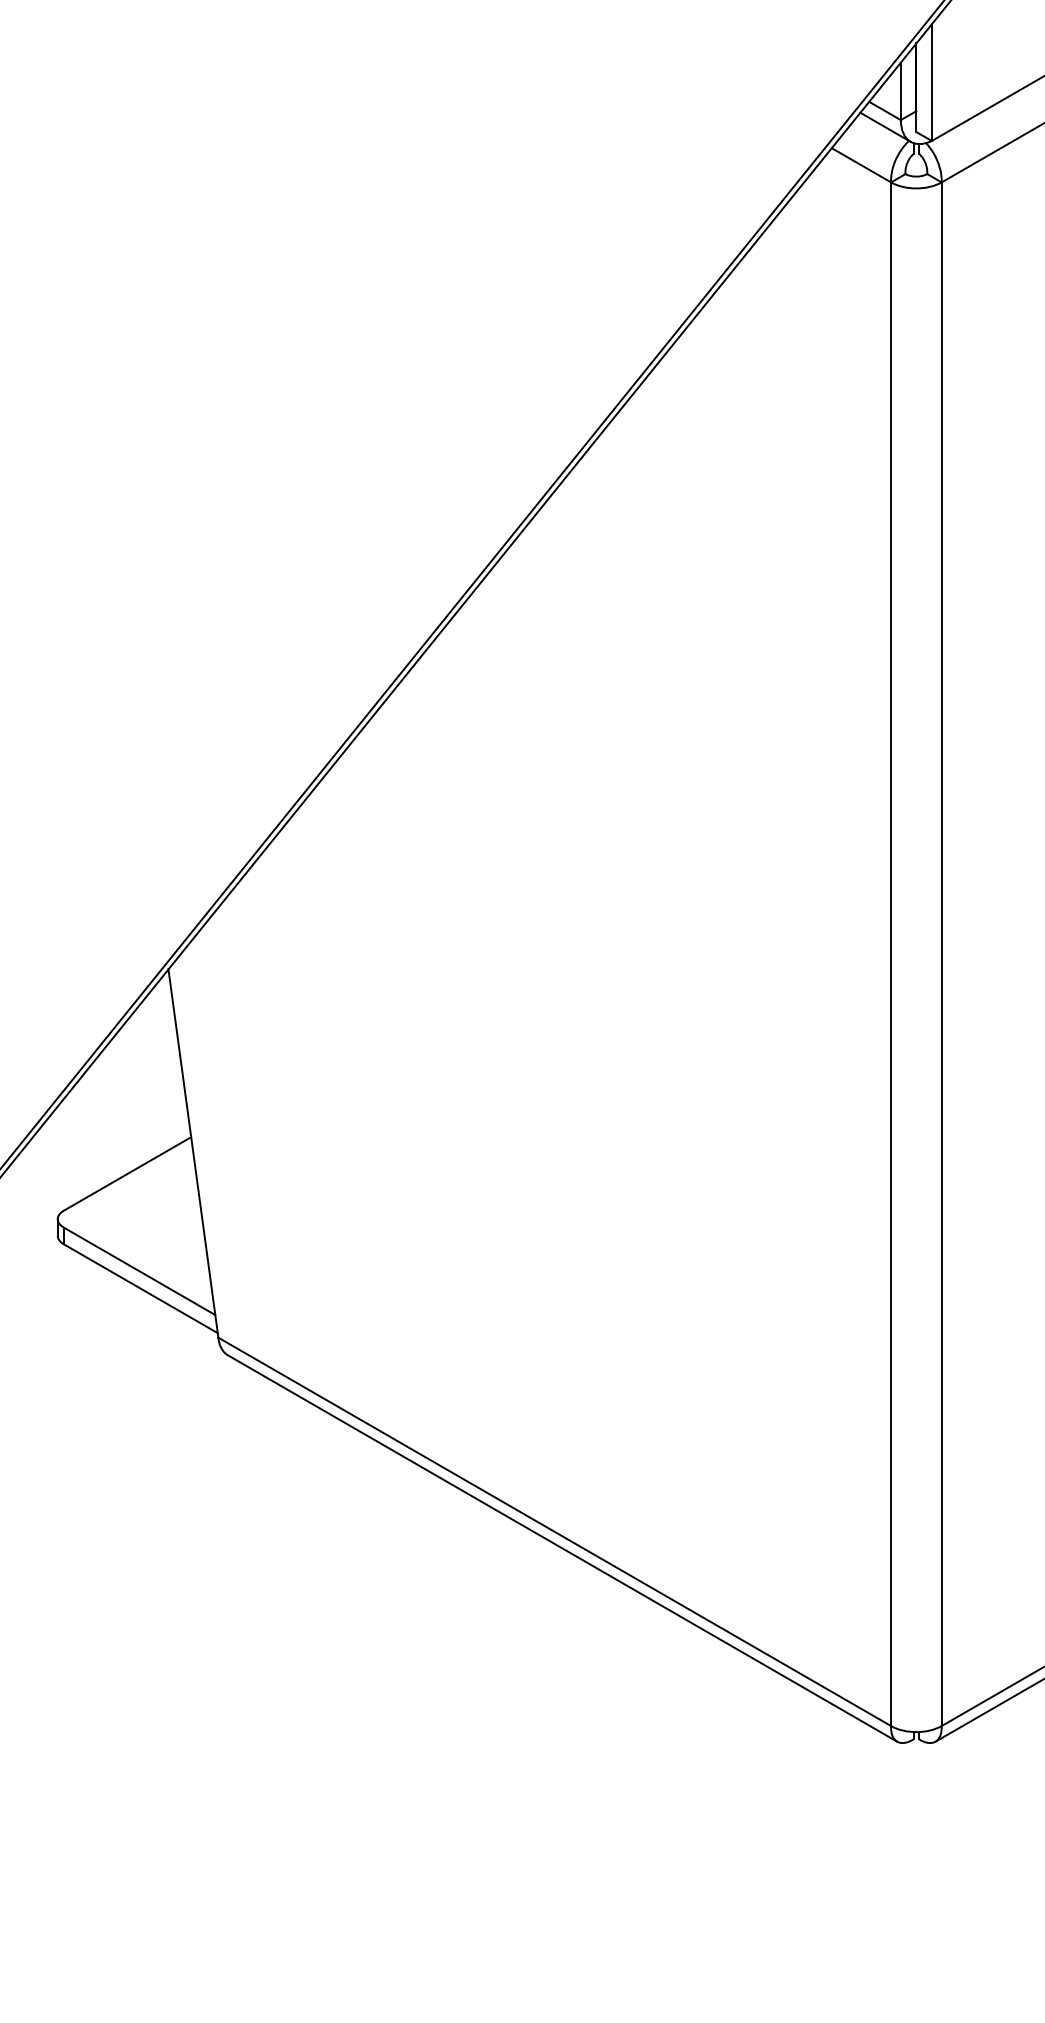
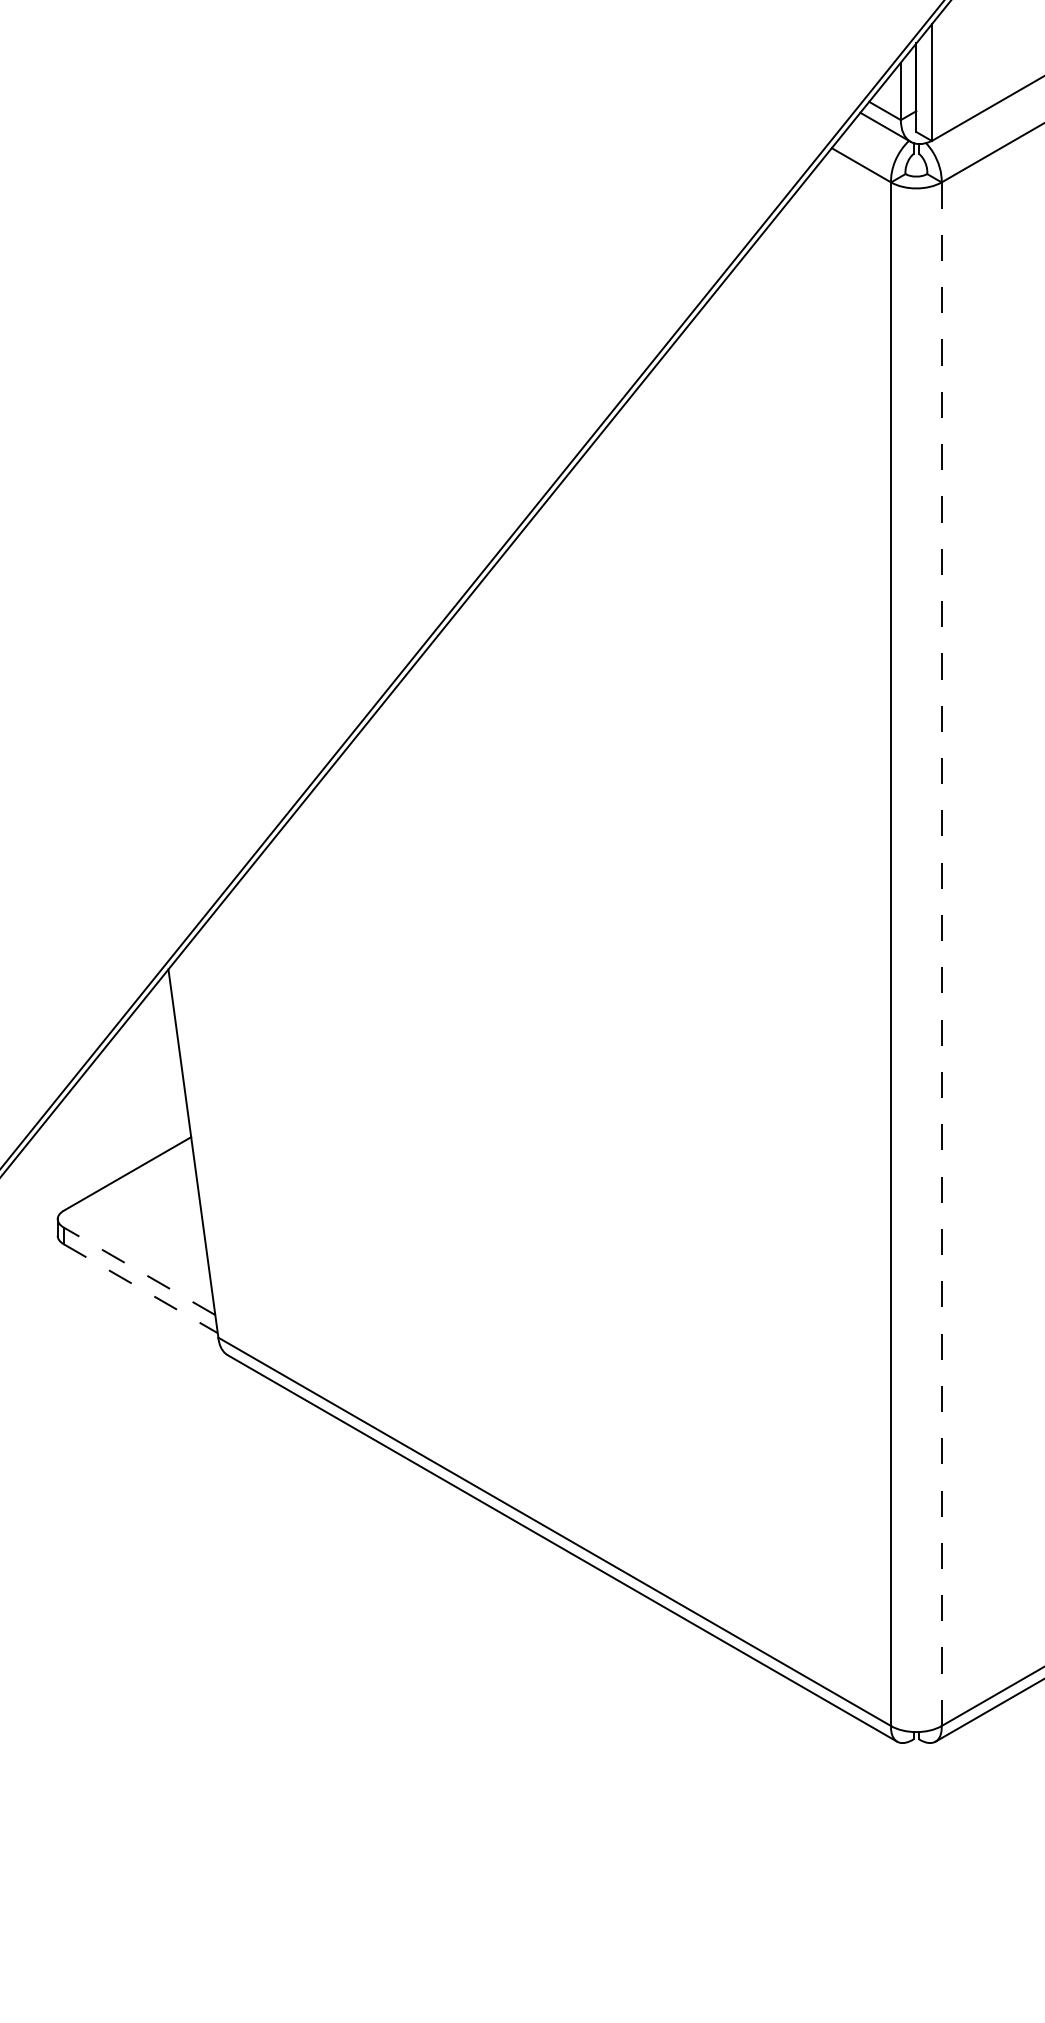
line: solid -> dashed (941, 954)
line: solid -> dashed (139, 1271)
line: solid -> dashed (140, 1288)
